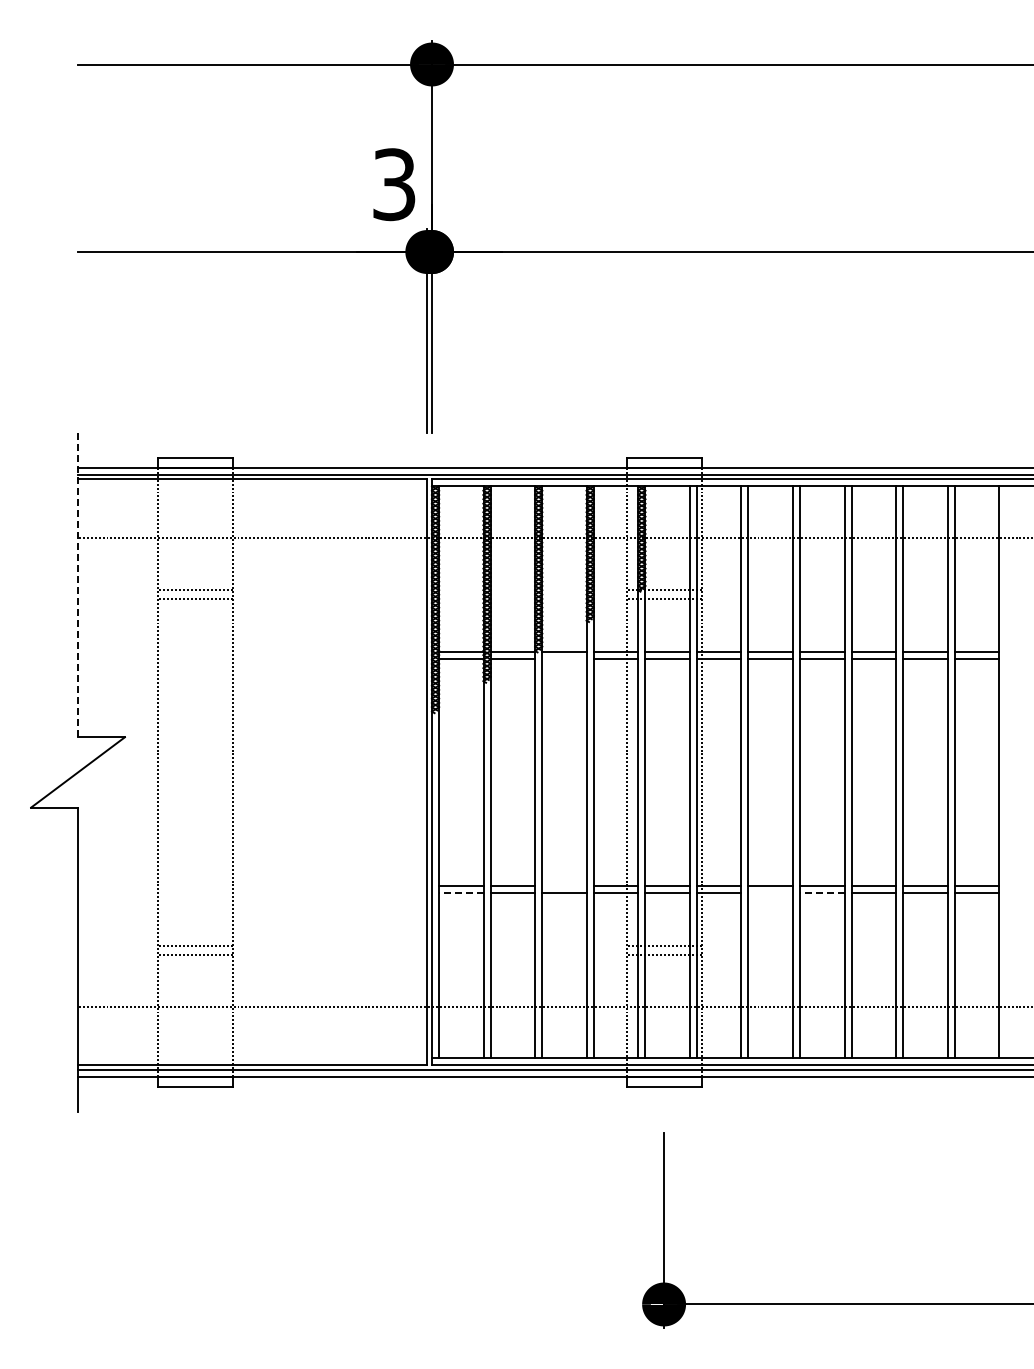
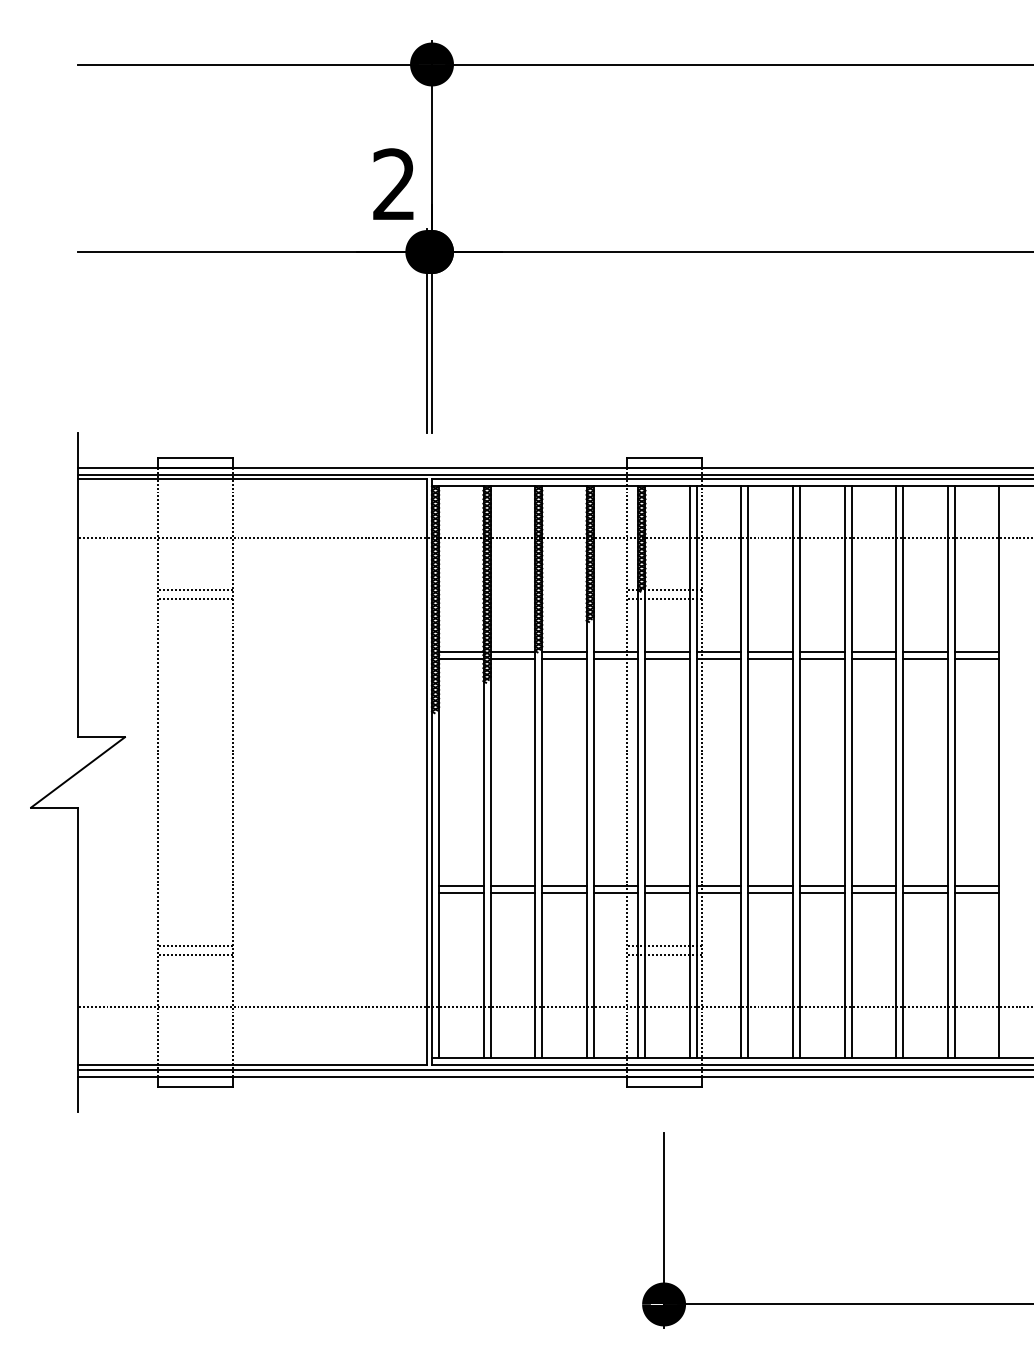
text: 3 -> 2 (394, 184)
line: dashed -> solid (78, 585)
line: none -> present (564, 658)
line: none -> present (564, 886)
line: dashed -> solid (460, 893)
line: none -> present (770, 893)
line: dashed -> solid (821, 893)
